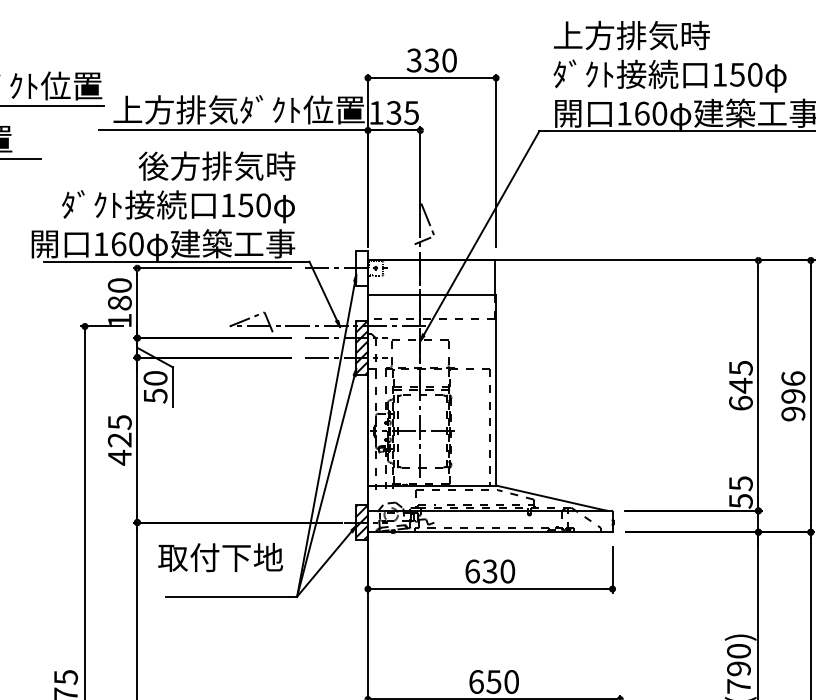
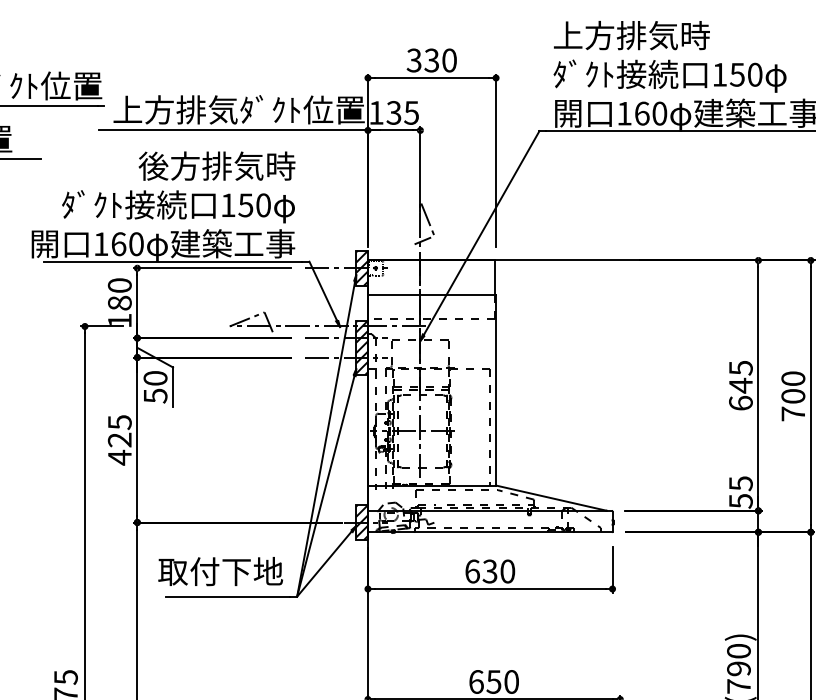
hatch: none -> present (361, 267)
text: 996 -> 700 (793, 396)
text position: (220, 557) -> (220, 571) (220, 571)
